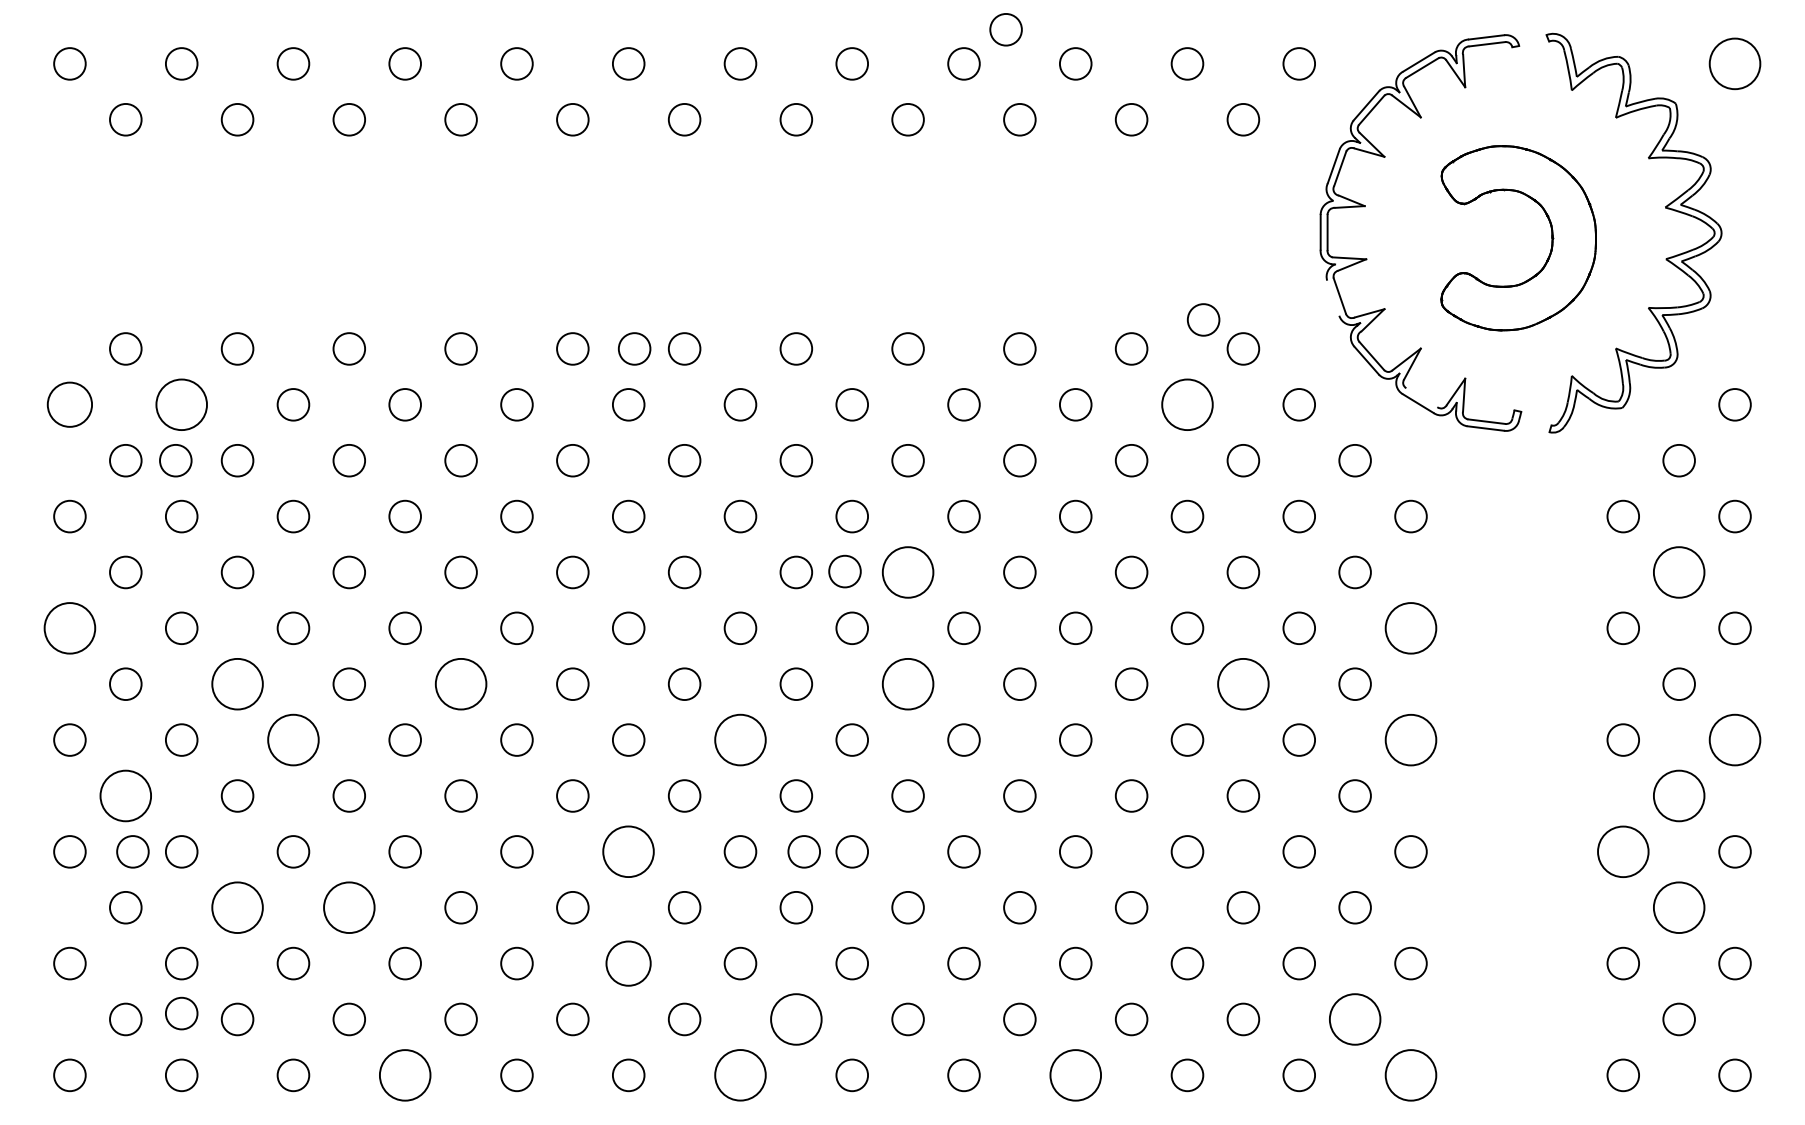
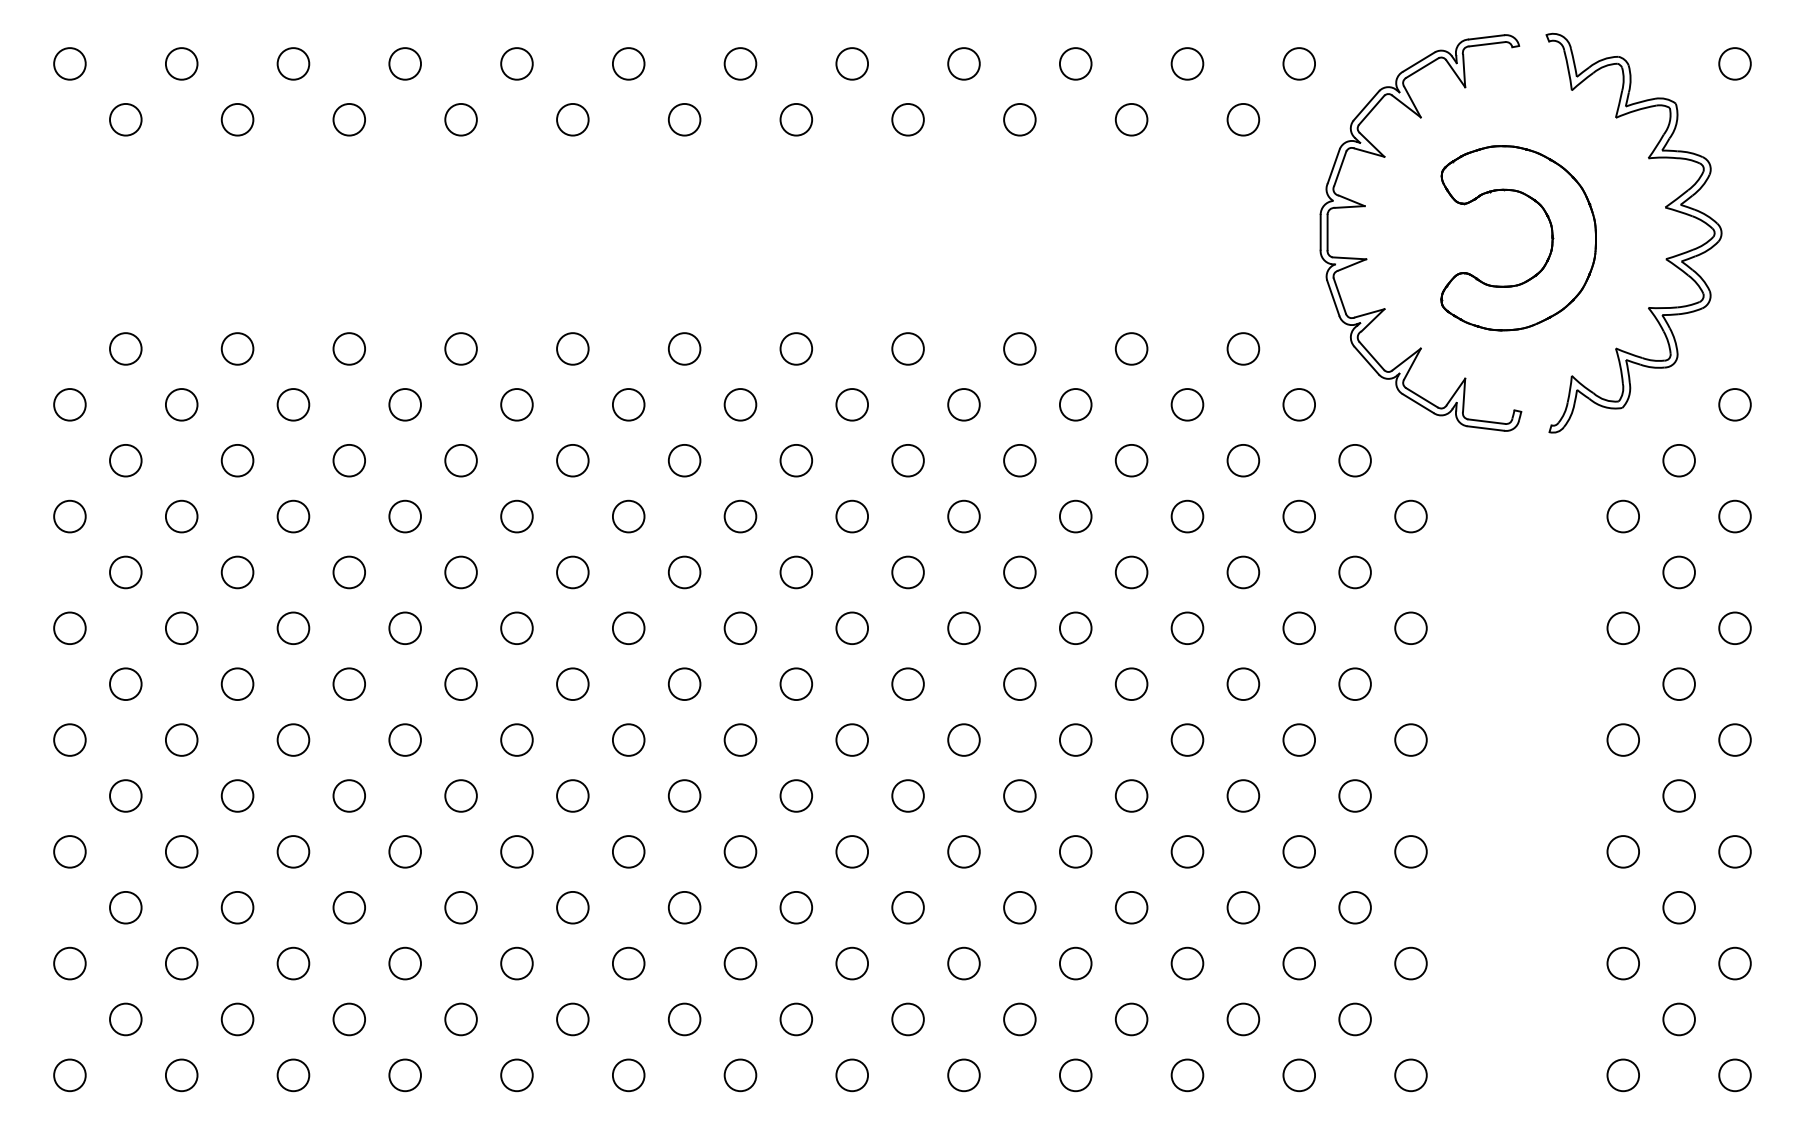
circle: present -> none (1005, 29)
circle diameter: 51 px -> 32 px (1734, 63)
line: none -> present (1333, 297)
circle: present -> none (1203, 319)
circle: present -> none (634, 348)
line: none -> present (1421, 397)
circle size: 47x47 px -> 34x34 px (69, 404)
circle diameter: 51 px -> 32 px (181, 404)
circle diameter: 51 px -> 32 px (1187, 404)
circle: present -> none (175, 460)
circle: present -> none (844, 571)
circle diameter: 51 px -> 32 px (907, 572)
circle diameter: 51 px -> 32 px (1678, 572)
circle diameter: 51 px -> 32 px (69, 628)
circle diameter: 51 px -> 32 px (1410, 628)
circle diameter: 51 px -> 32 px (237, 684)
circle diameter: 51 px -> 32 px (460, 684)
circle diameter: 51 px -> 32 px (907, 684)
circle diameter: 51 px -> 32 px (1243, 684)
circle diameter: 51 px -> 32 px (293, 739)
circle diameter: 51 px -> 32 px (740, 739)
circle diameter: 51 px -> 32 px (1734, 739)
circle size: 54x53 px -> 34x34 px (1410, 739)
circle diameter: 51 px -> 32 px (125, 795)
circle diameter: 51 px -> 32 px (1678, 795)
circle: present -> none (132, 851)
circle size: 53x53 px -> 34x34 px (628, 851)
circle: present -> none (803, 851)
circle diameter: 51 px -> 32 px (1623, 851)
circle diameter: 51 px -> 32 px (237, 907)
circle diameter: 51 px -> 32 px (349, 907)
circle diameter: 51 px -> 32 px (1678, 907)
circle size: 47x47 px -> 34x35 px (628, 963)
circle: present -> none (181, 1013)
circle diameter: 51 px -> 32 px (796, 1019)
circle diameter: 51 px -> 32 px (1354, 1019)
circle diameter: 51 px -> 32 px (405, 1075)
circle size: 53x53 px -> 35x35 px (740, 1075)
circle diameter: 51 px -> 32 px (1075, 1075)
circle diameter: 51 px -> 32 px (1410, 1075)
